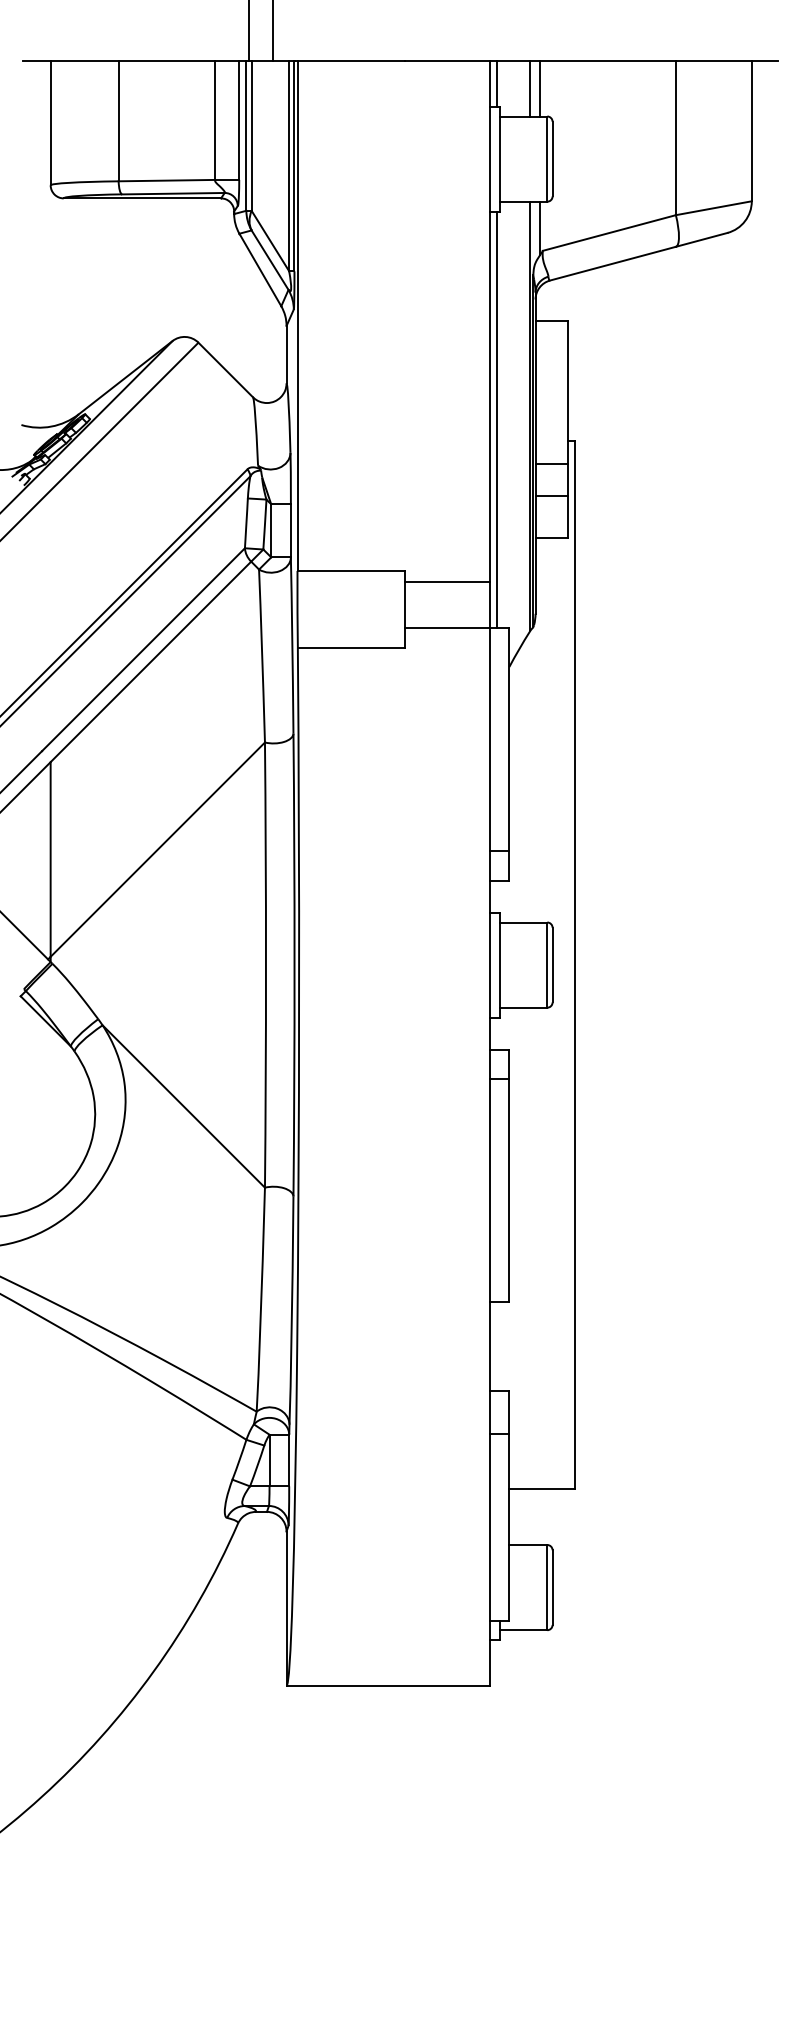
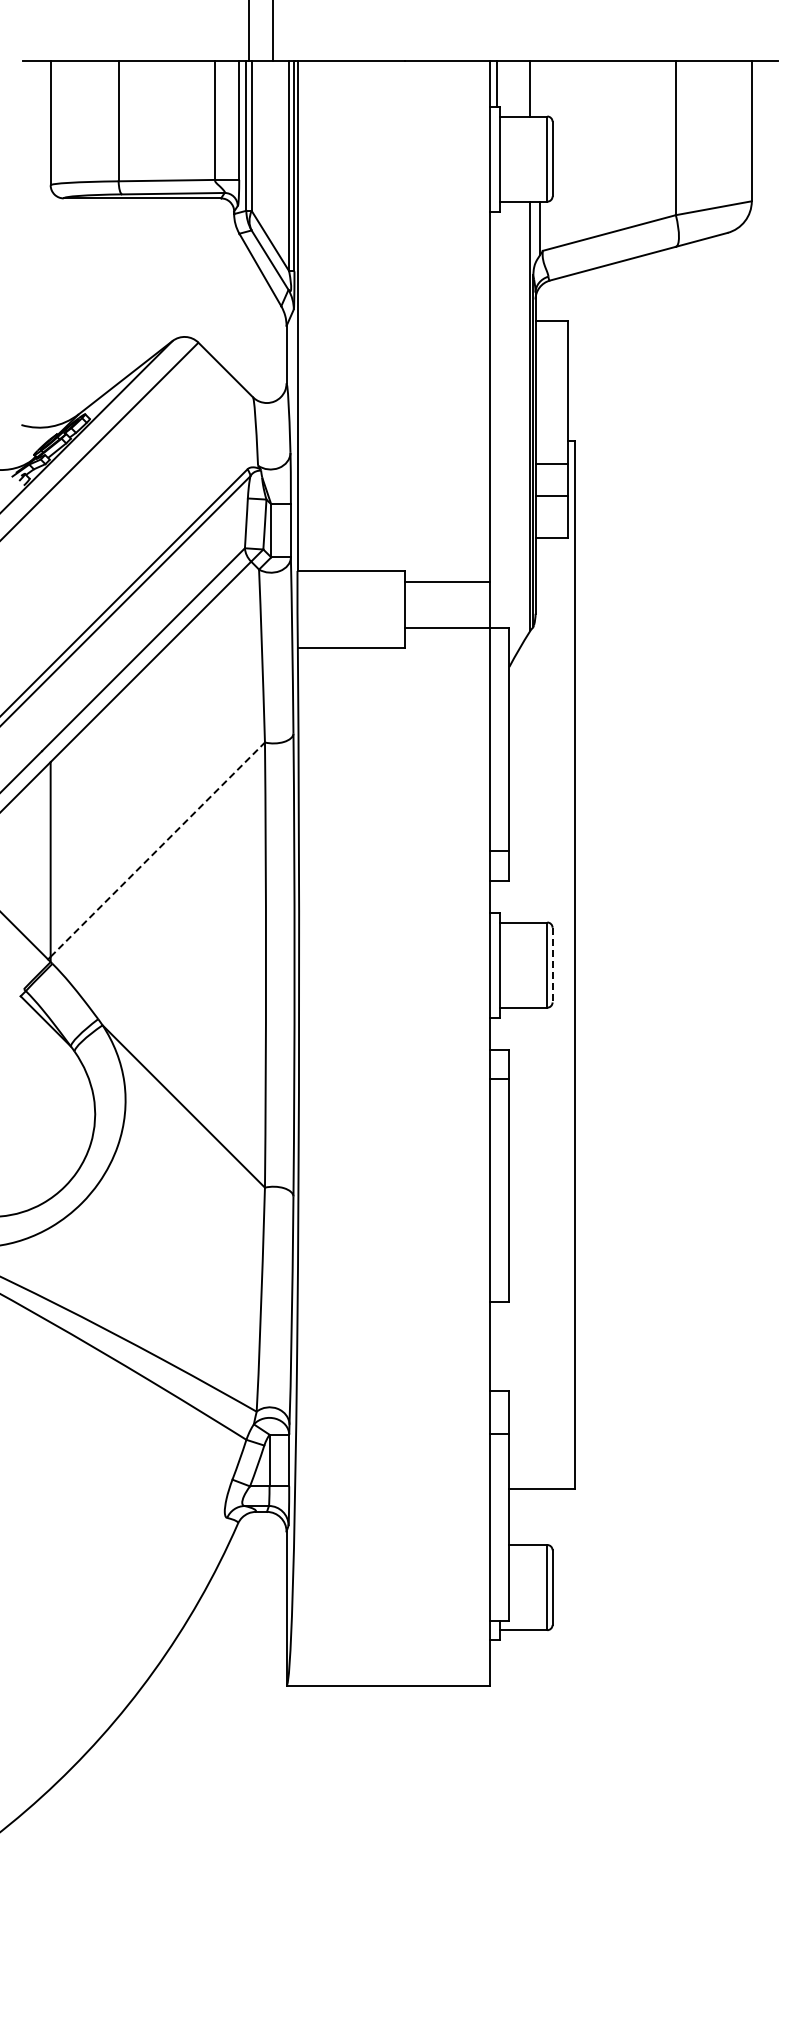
line: present -> none (540, 88)
line: present -> none (496, 419)
line: solid -> dashed (157, 849)
line: solid -> dashed (552, 965)
